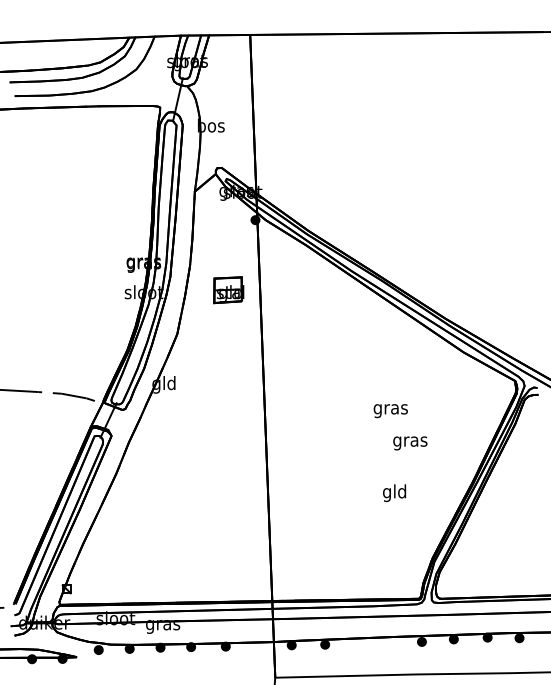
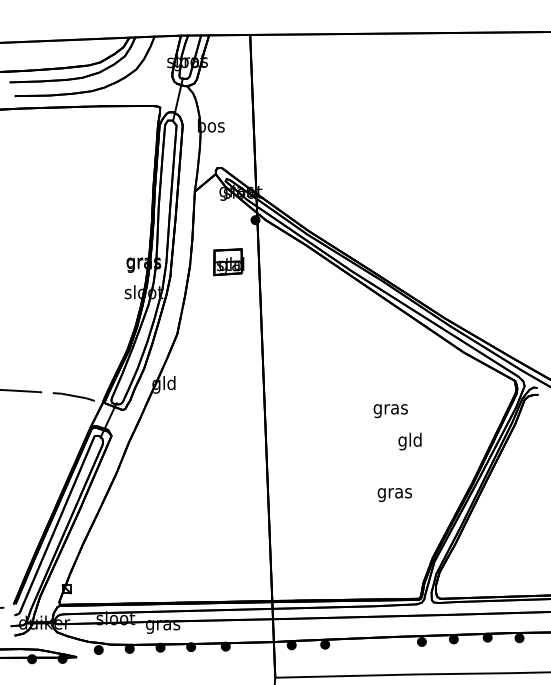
part position: (228, 290) -> (228, 262) (228, 262)
text: gras -> gld (410, 441)
text: gld -> gras (394, 493)
